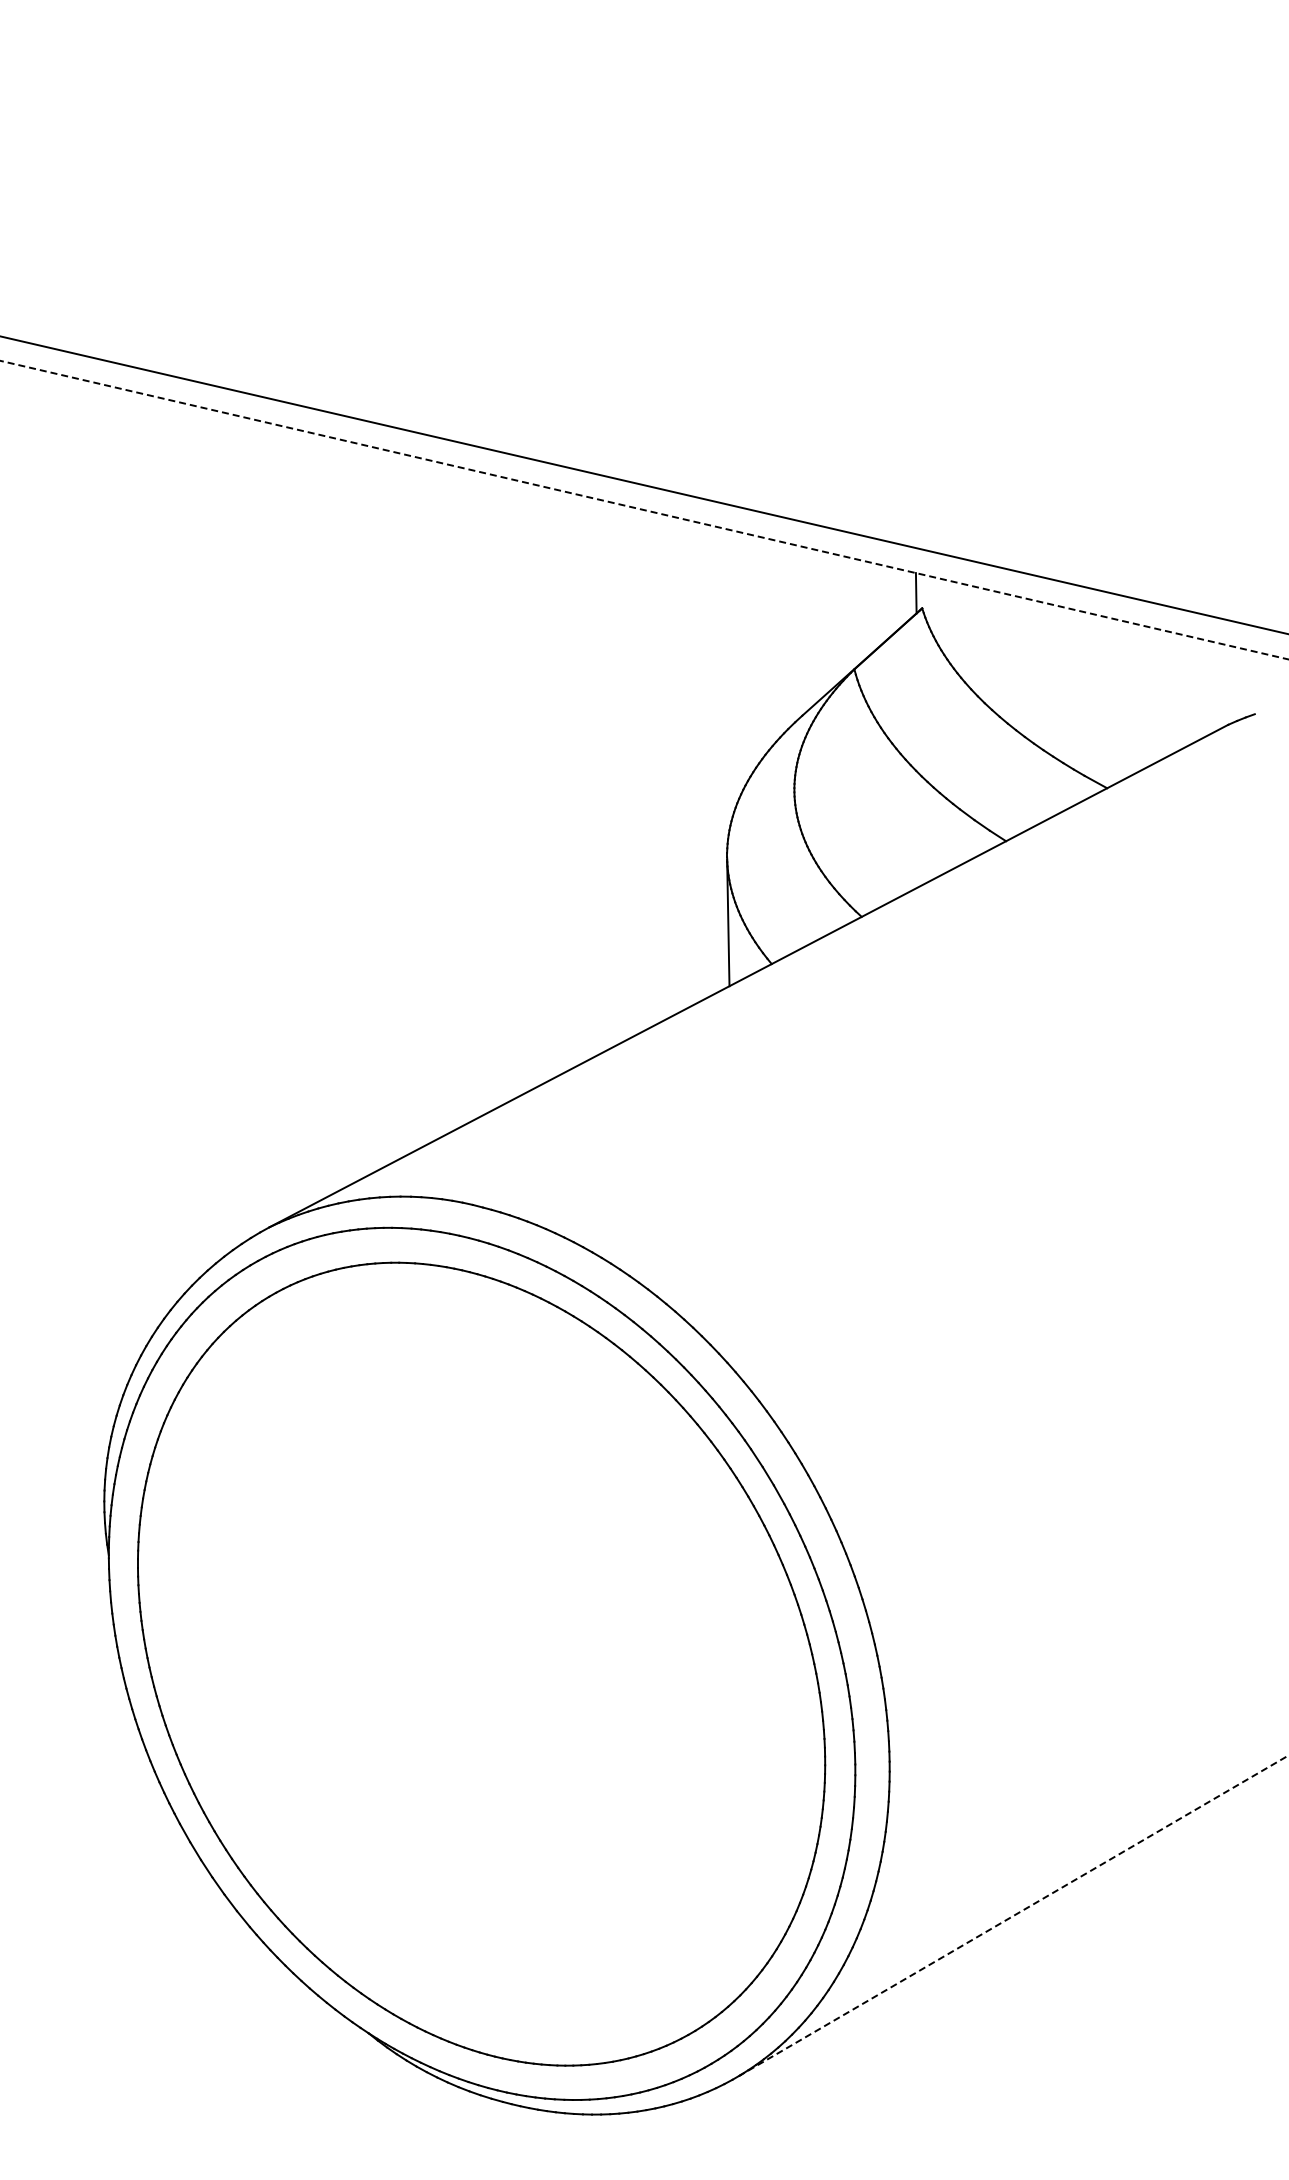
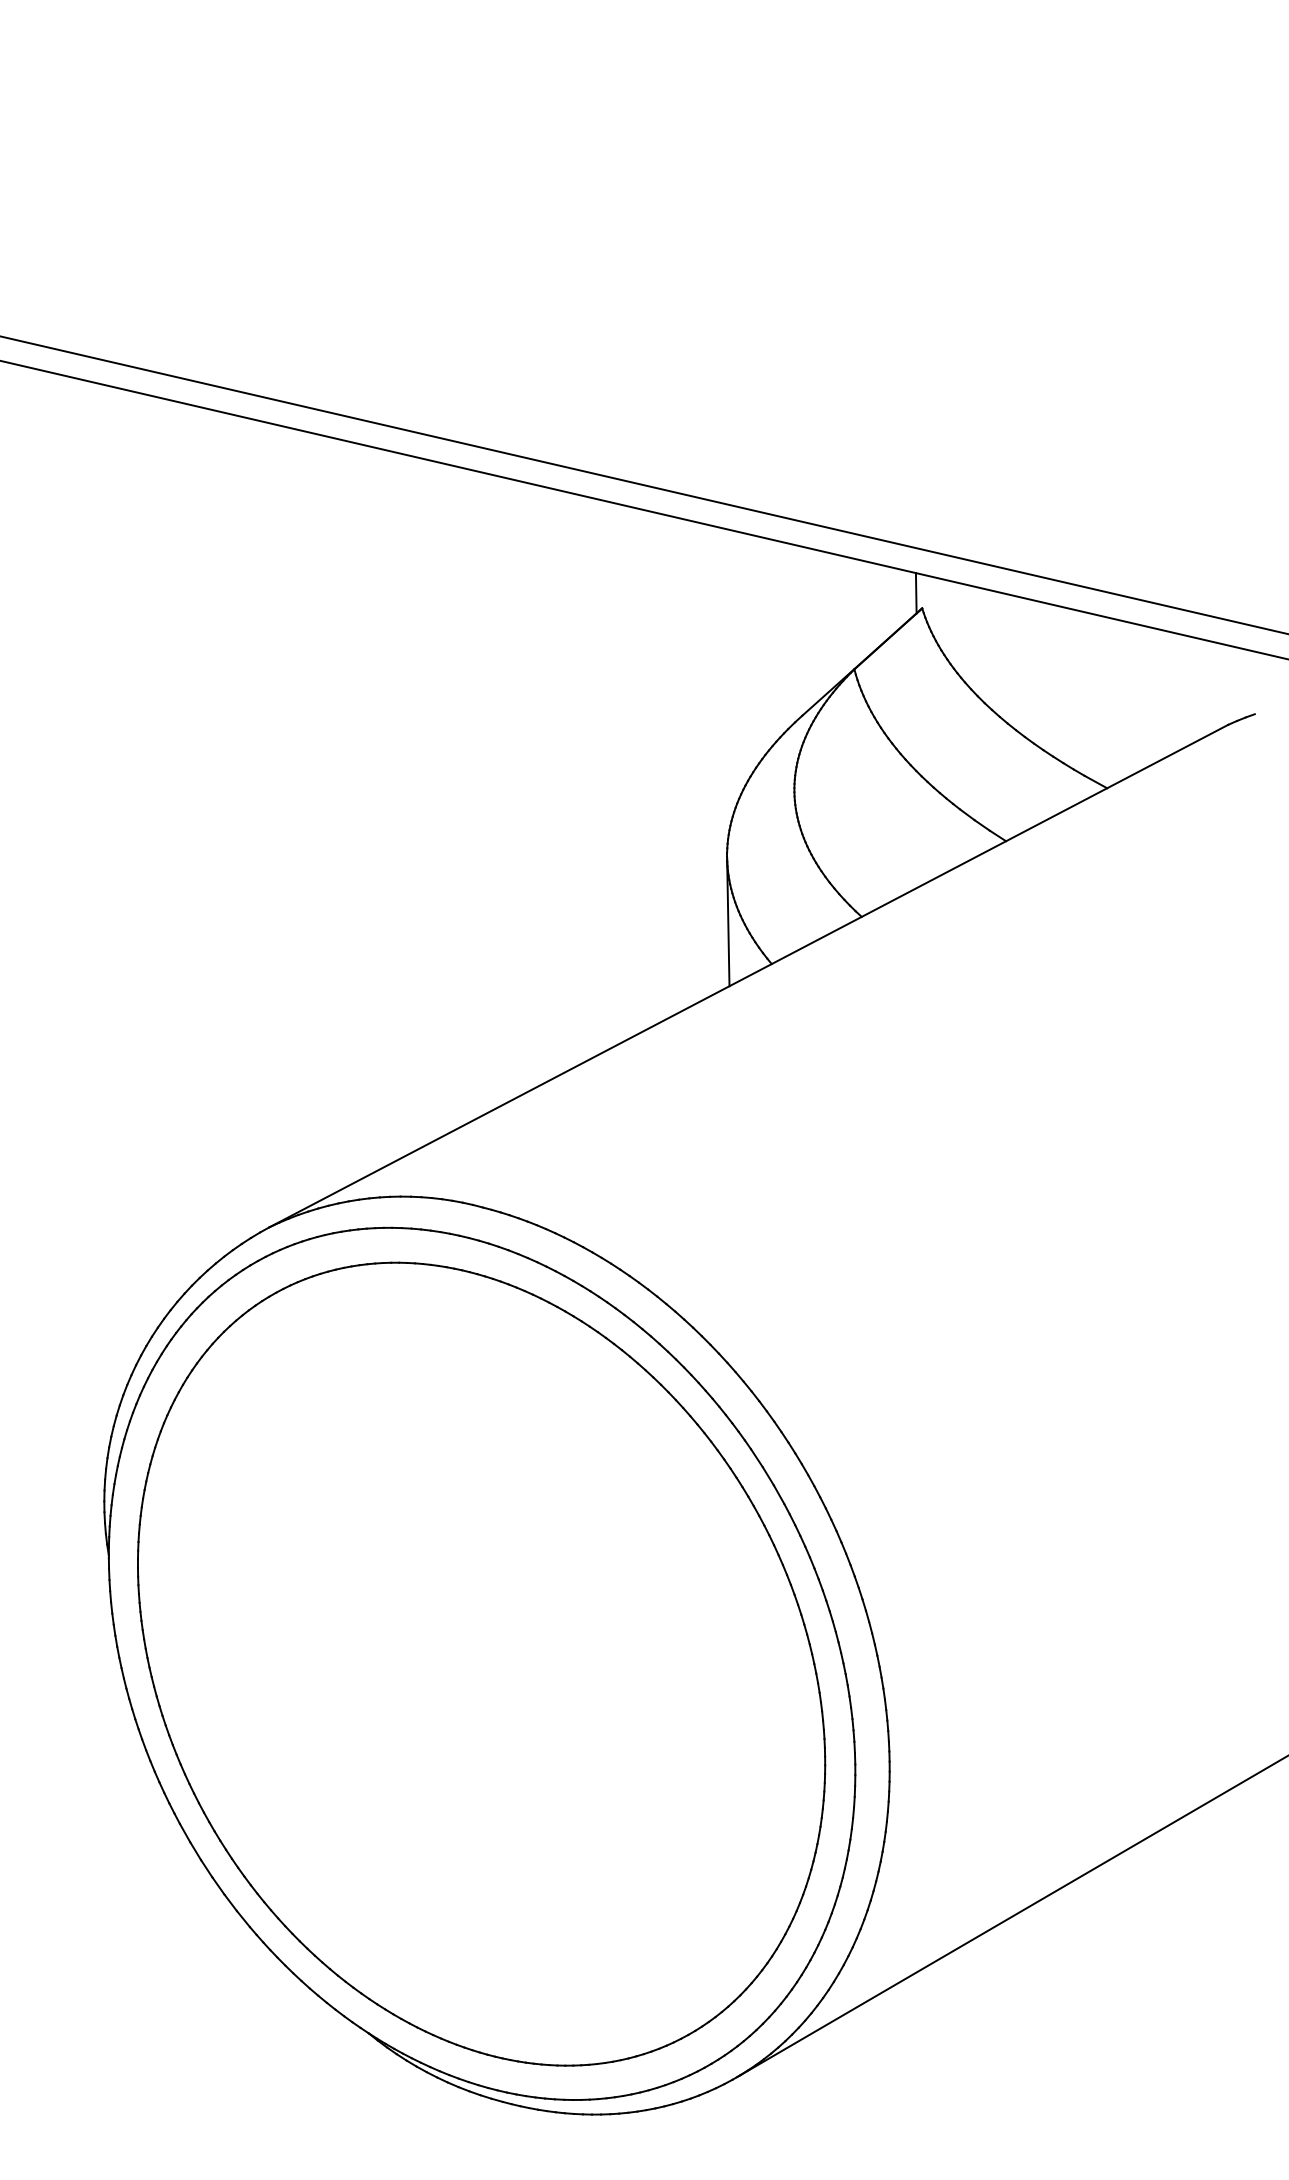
line: dashed -> solid (644, 510)
line: dashed -> solid (1012, 1916)
